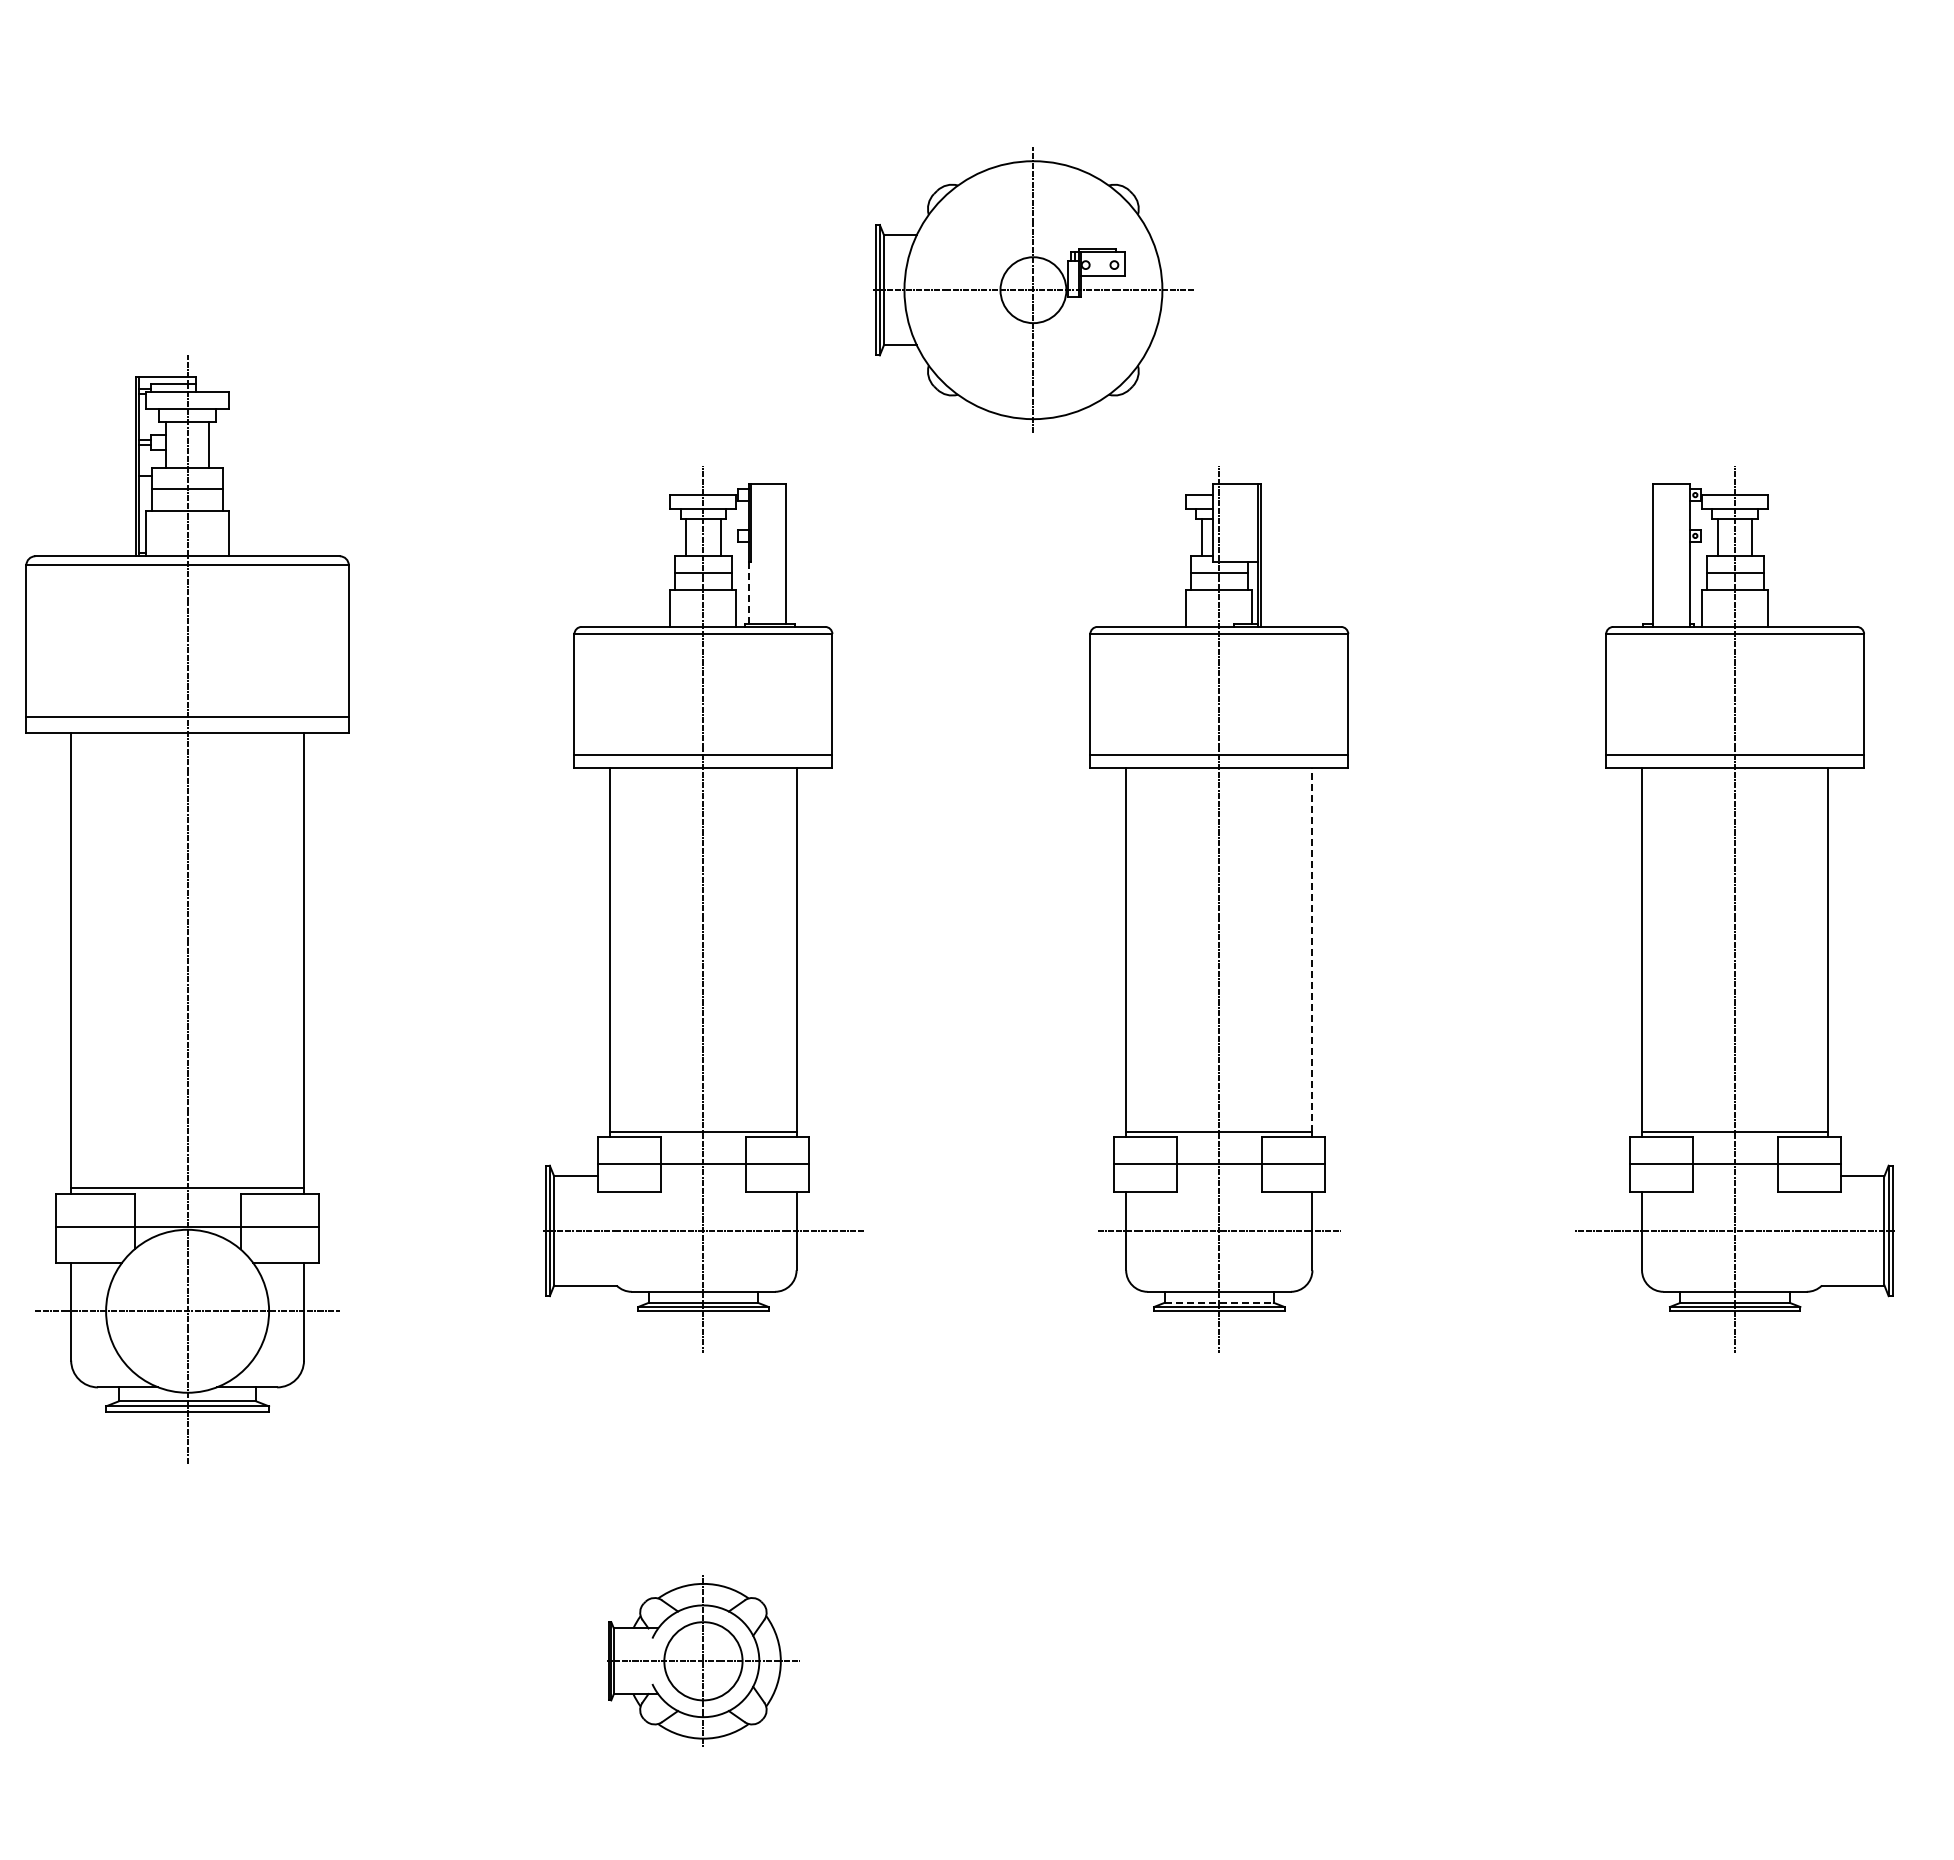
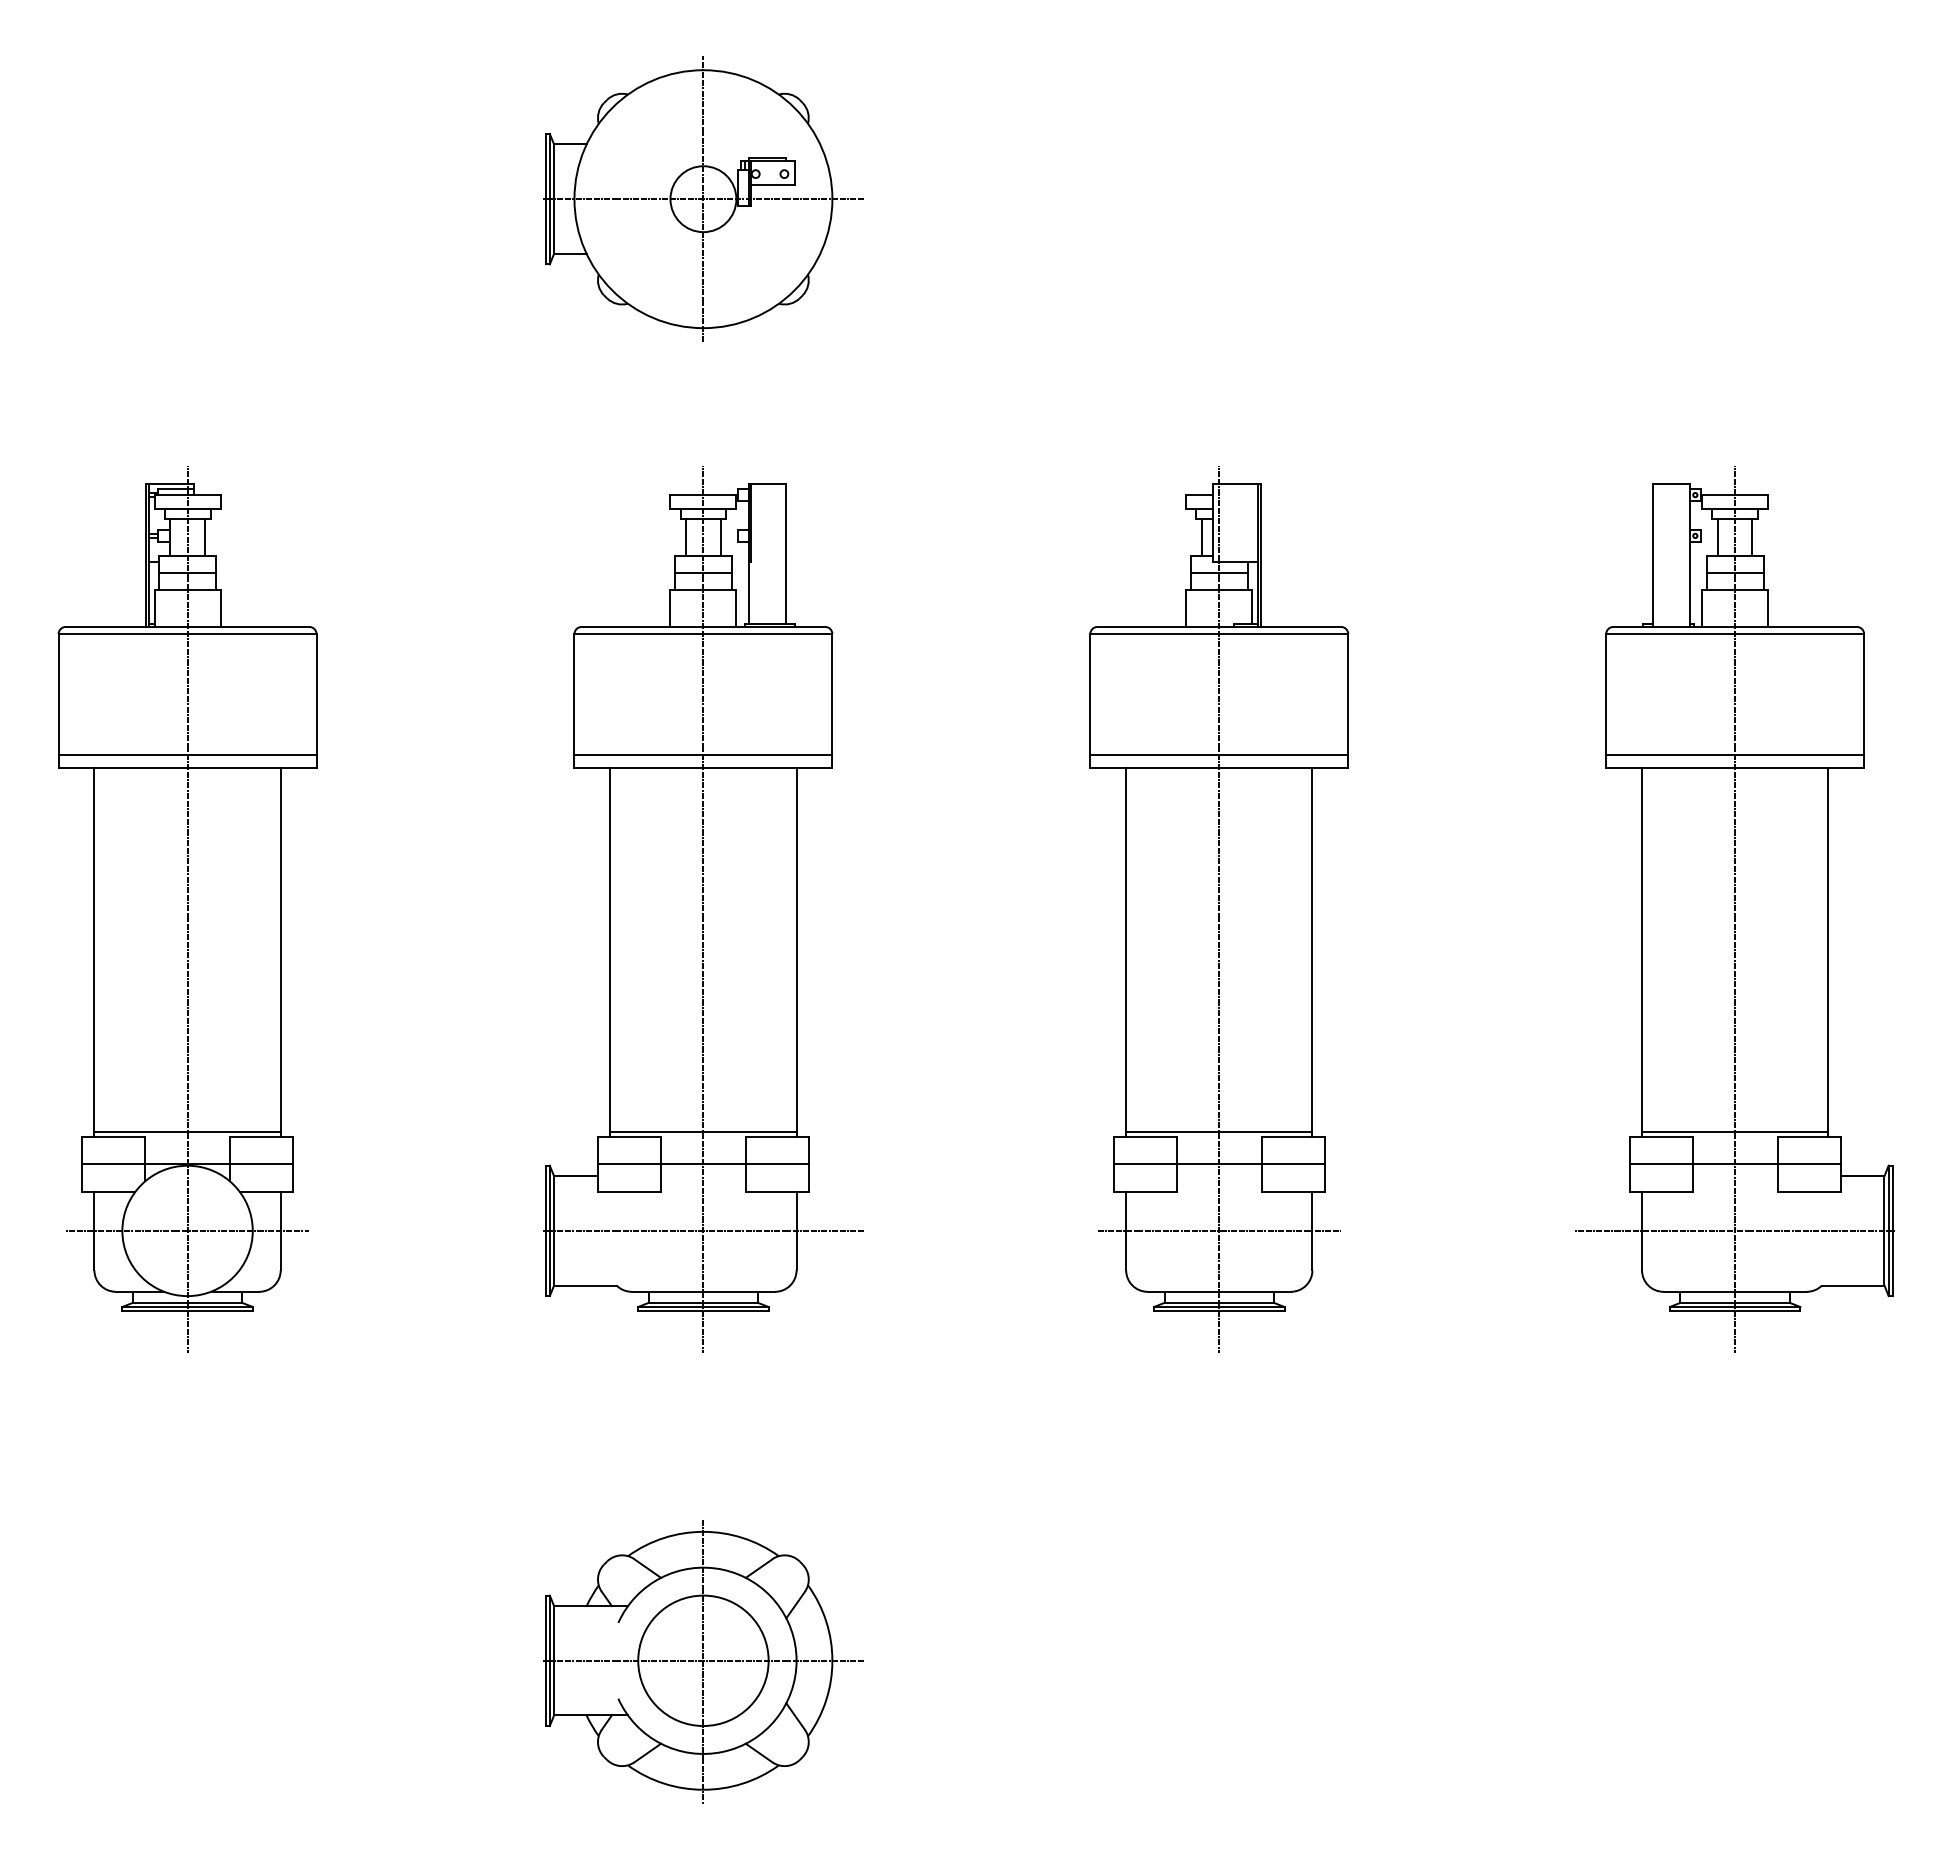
part position: (1033, 289) -> (703, 198) (703, 198)
line: dashed -> solid (748, 593)
part size: 325x1109 px -> 261x887 px (187, 909)
line: dashed -> solid (1312, 950)
line: dashed -> solid (1219, 1302)
part size: 193x172 px -> 321x284 px (703, 1661)
